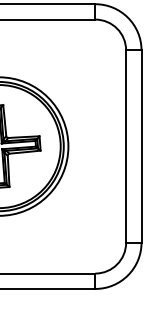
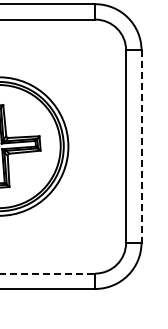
line: solid -> dashed (141, 147)
line: solid -> dashed (48, 273)
